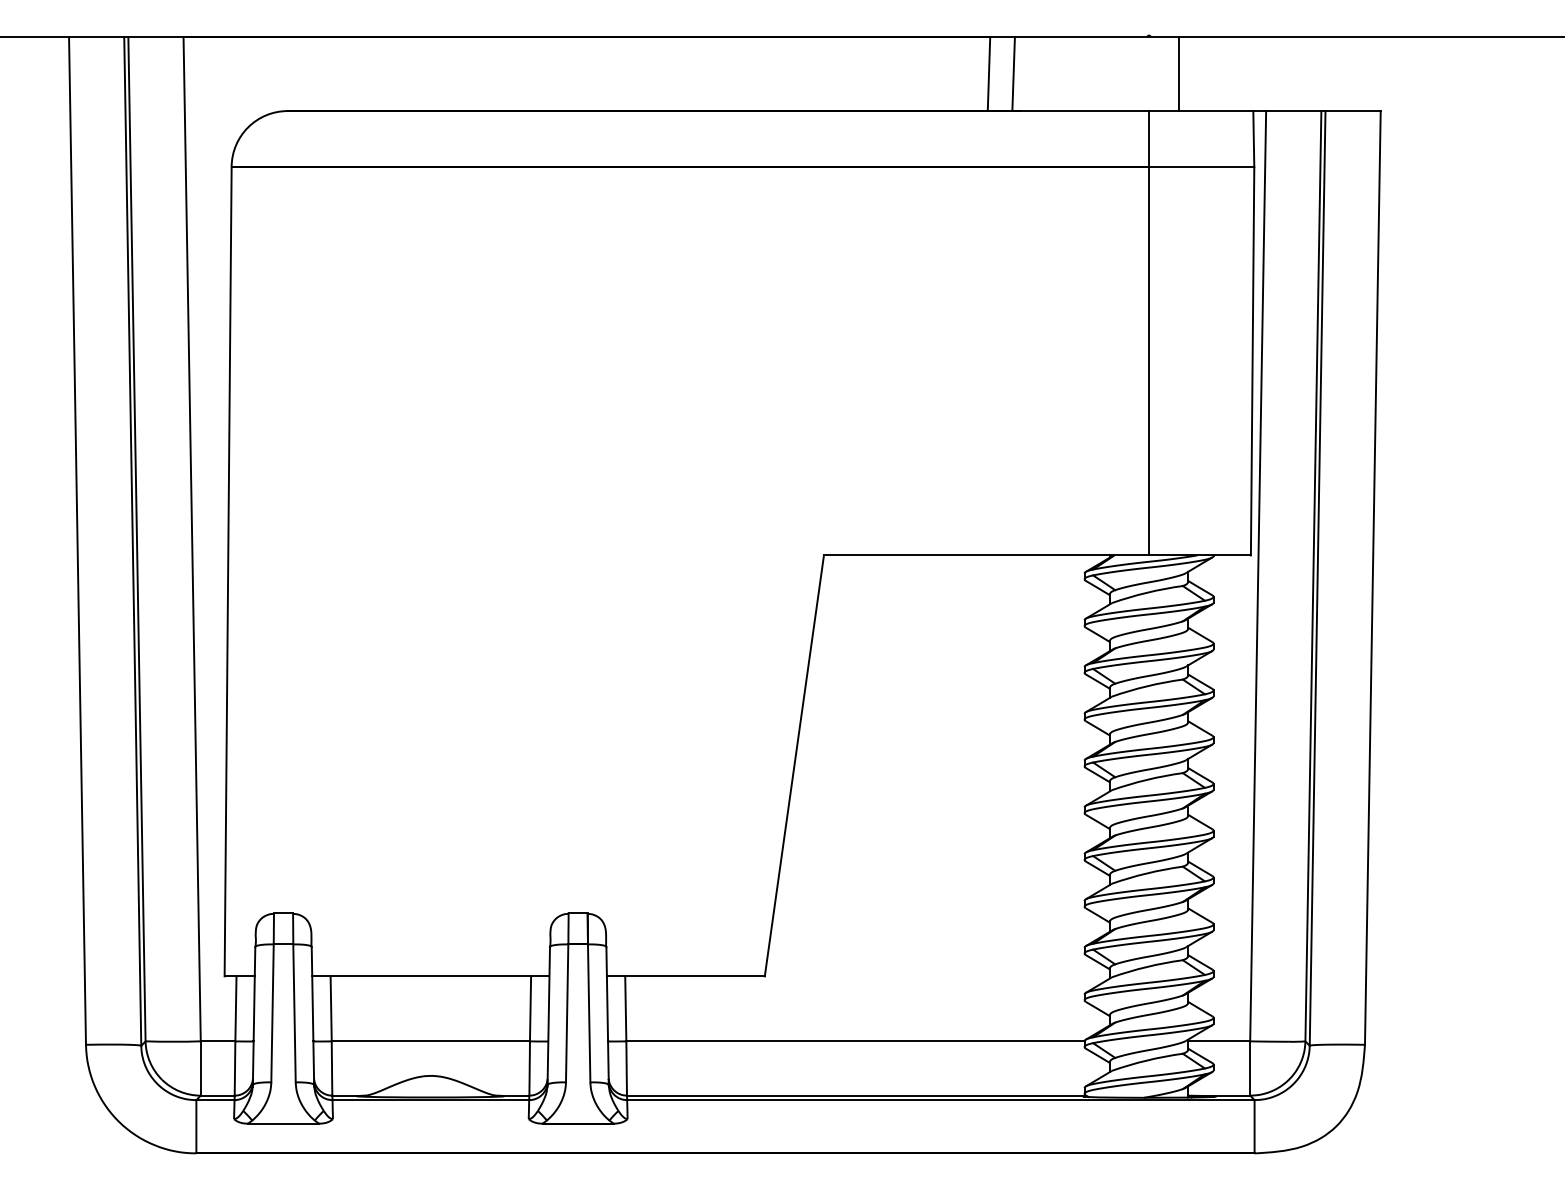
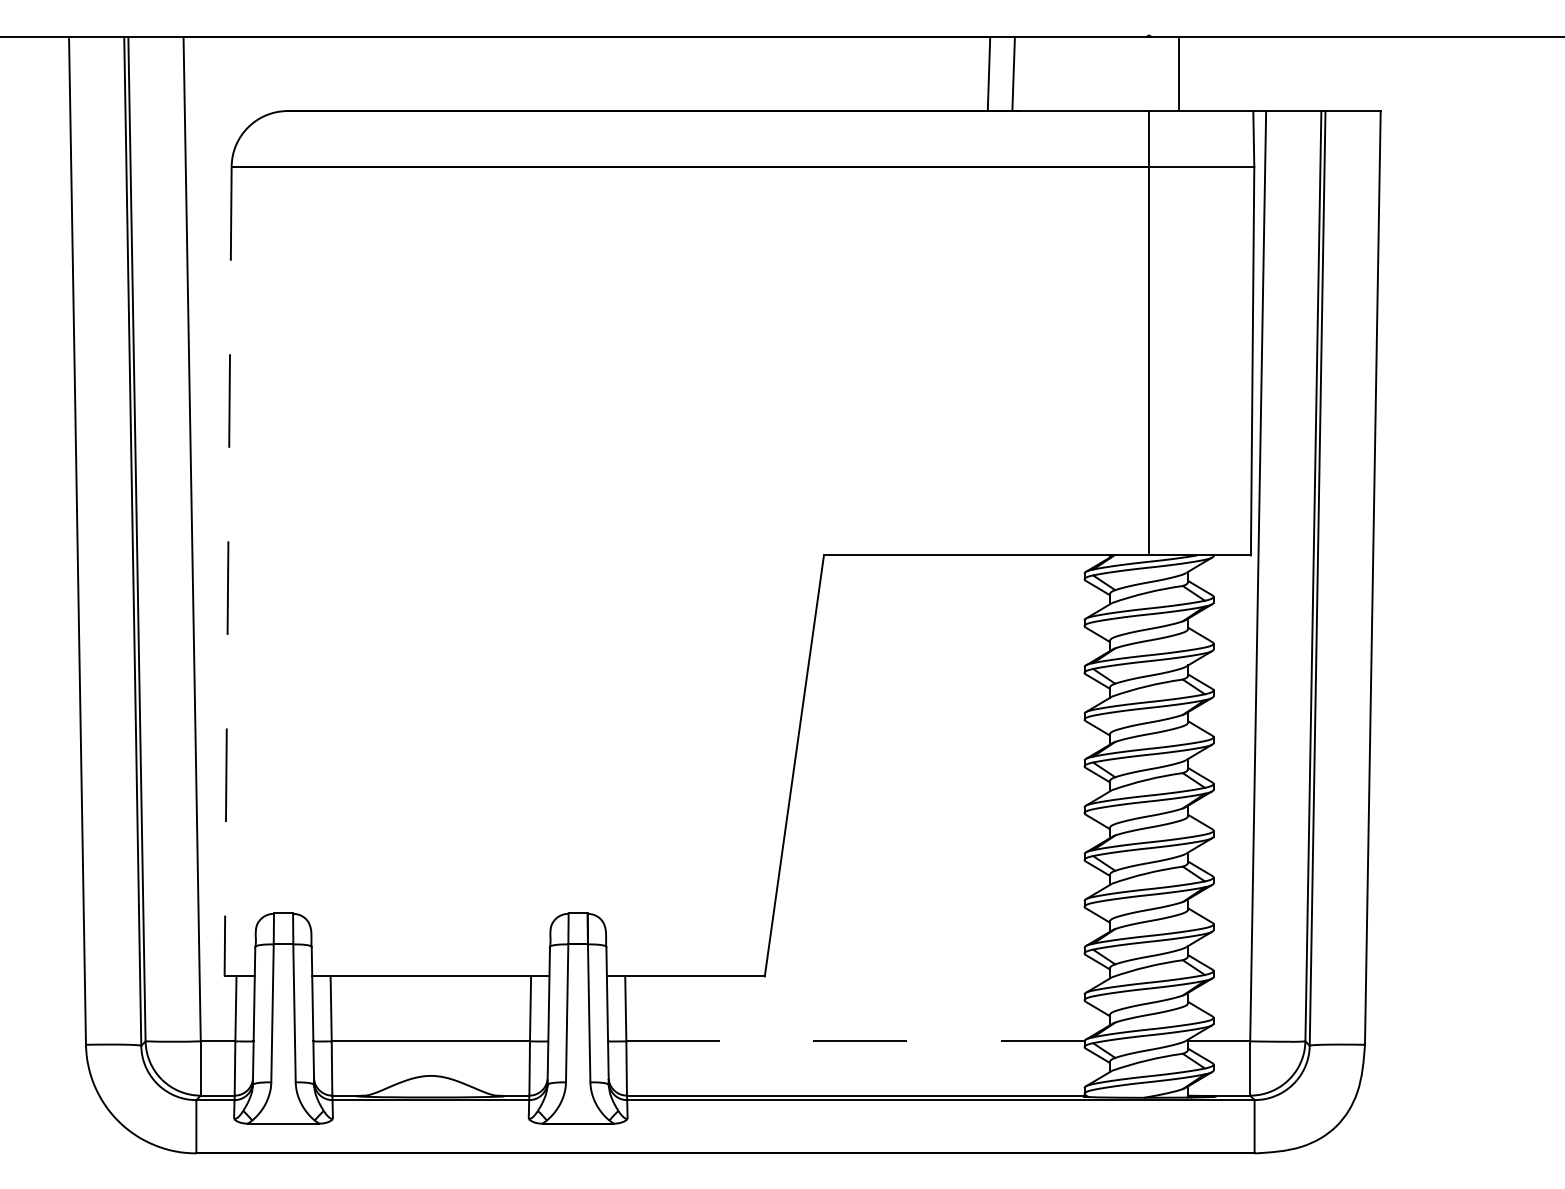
line: solid -> dashed (228, 571)
line: solid -> dashed (855, 1041)
